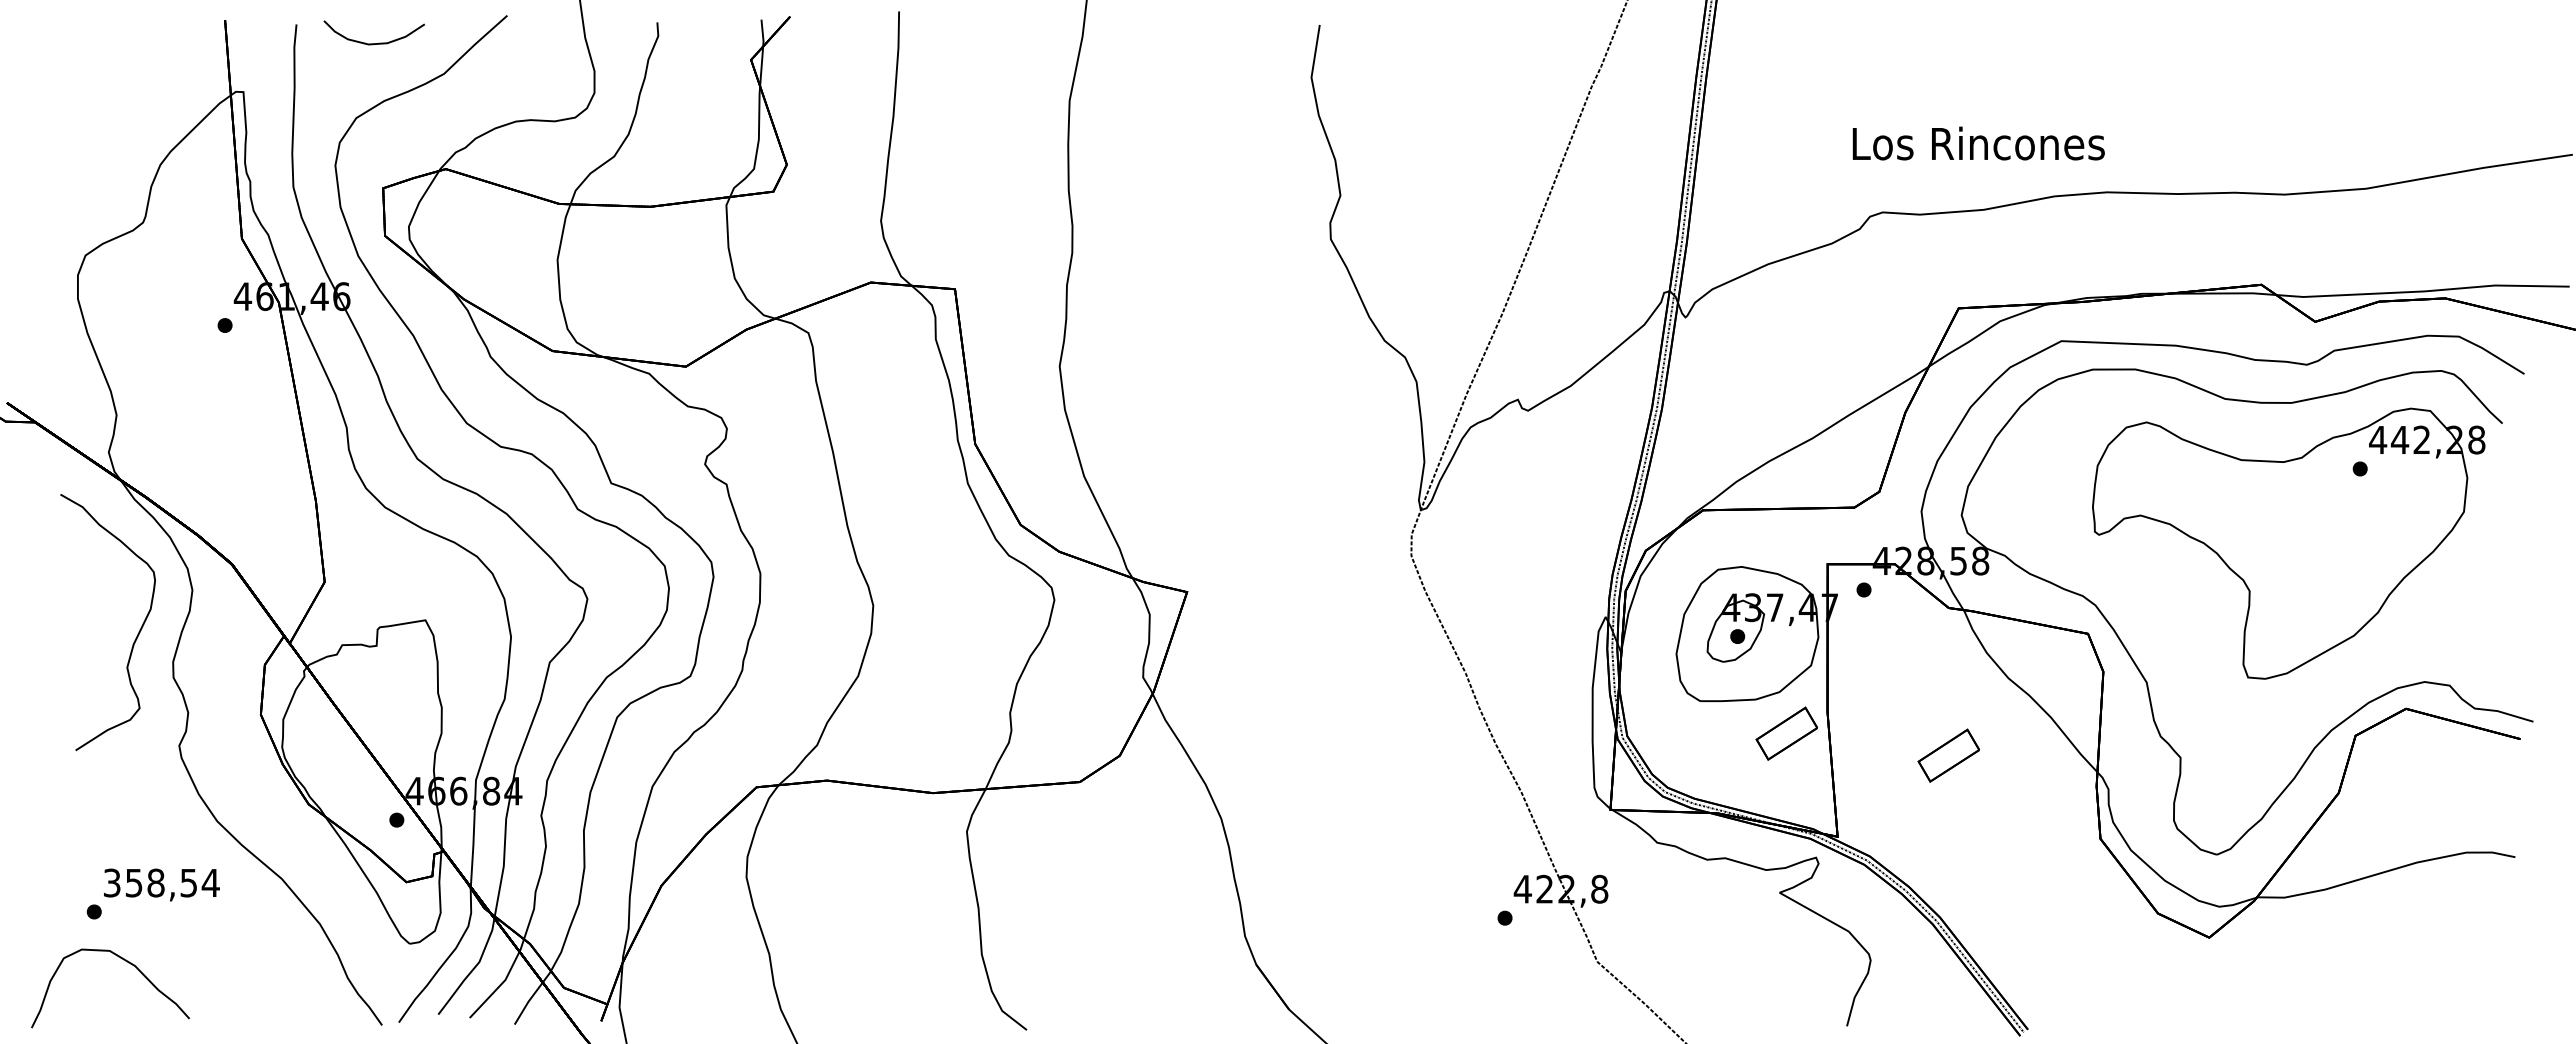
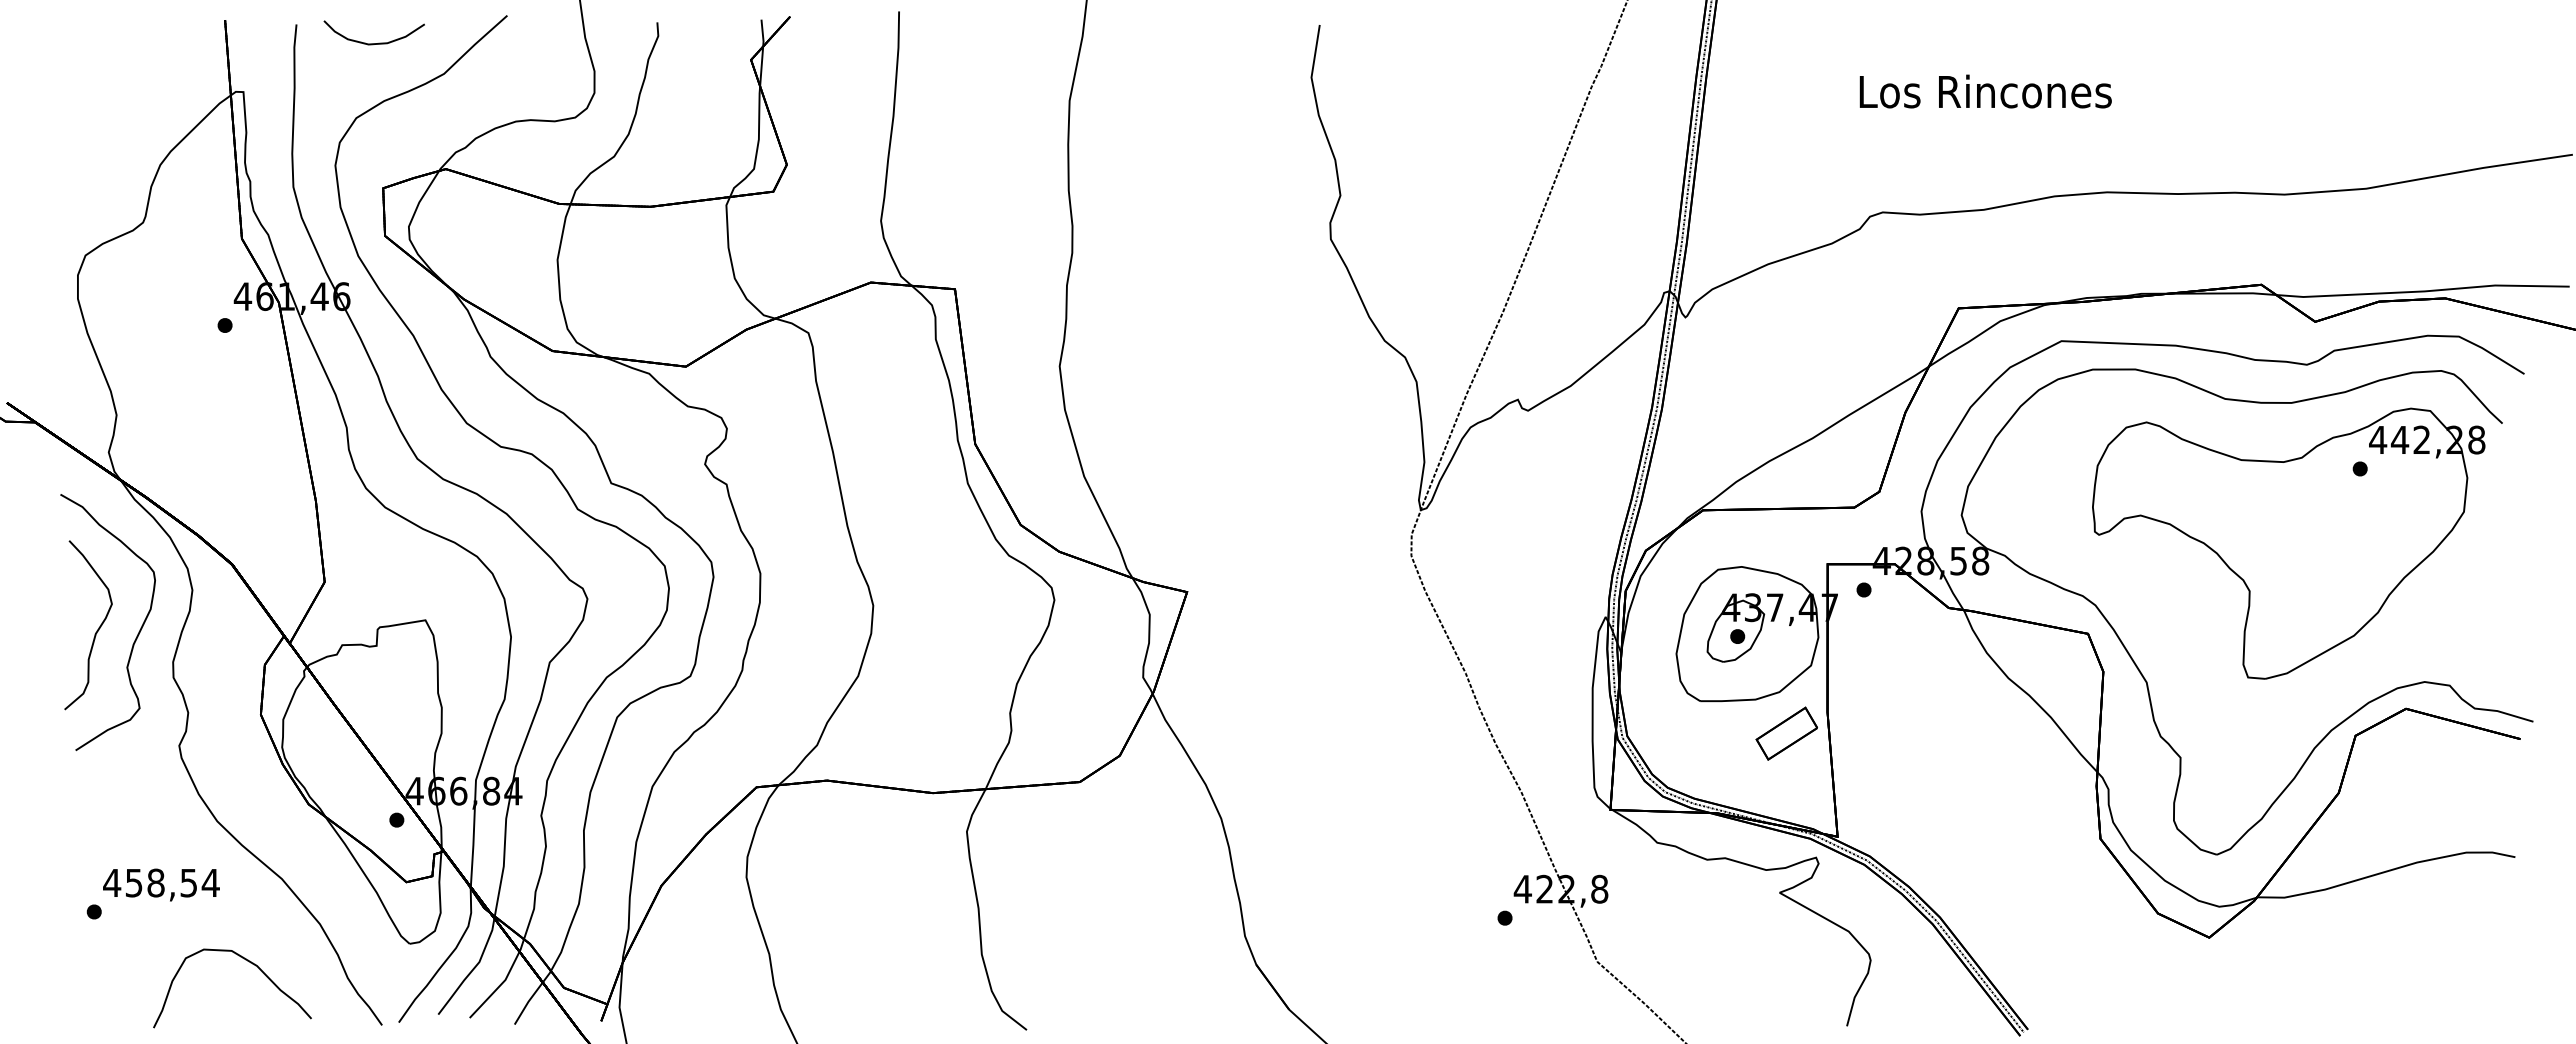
text position: (1978, 143) -> (1985, 91) (1985, 91)
curve: none -> present (96, 630)
part: present -> none (1948, 755)
text: 358,54 -> 458,54 (112, 882)
curve position: (128, 963) -> (250, 963) (250, 963)
